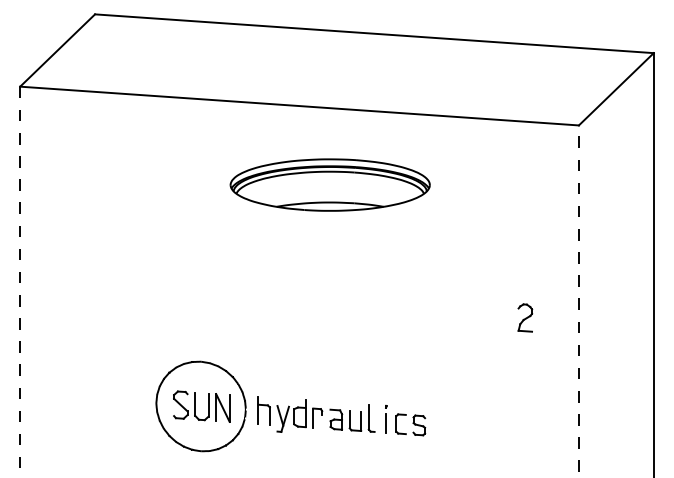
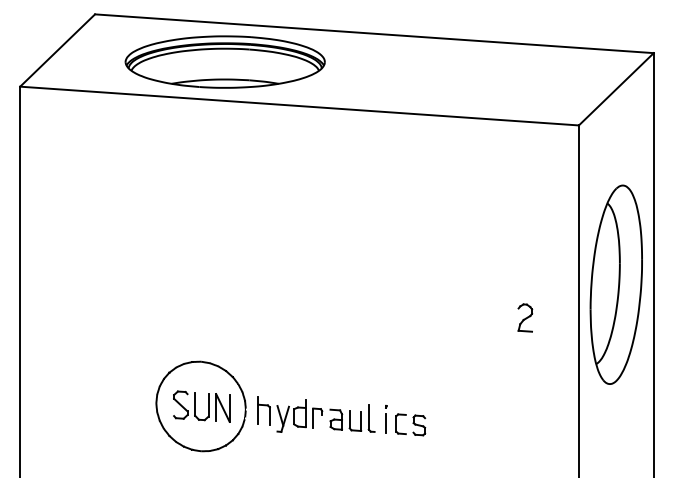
part position: (329, 184) -> (224, 61) (224, 61)
line: dashed -> solid (20, 282)
part: none -> present (615, 284)
line: dashed -> solid (578, 301)
